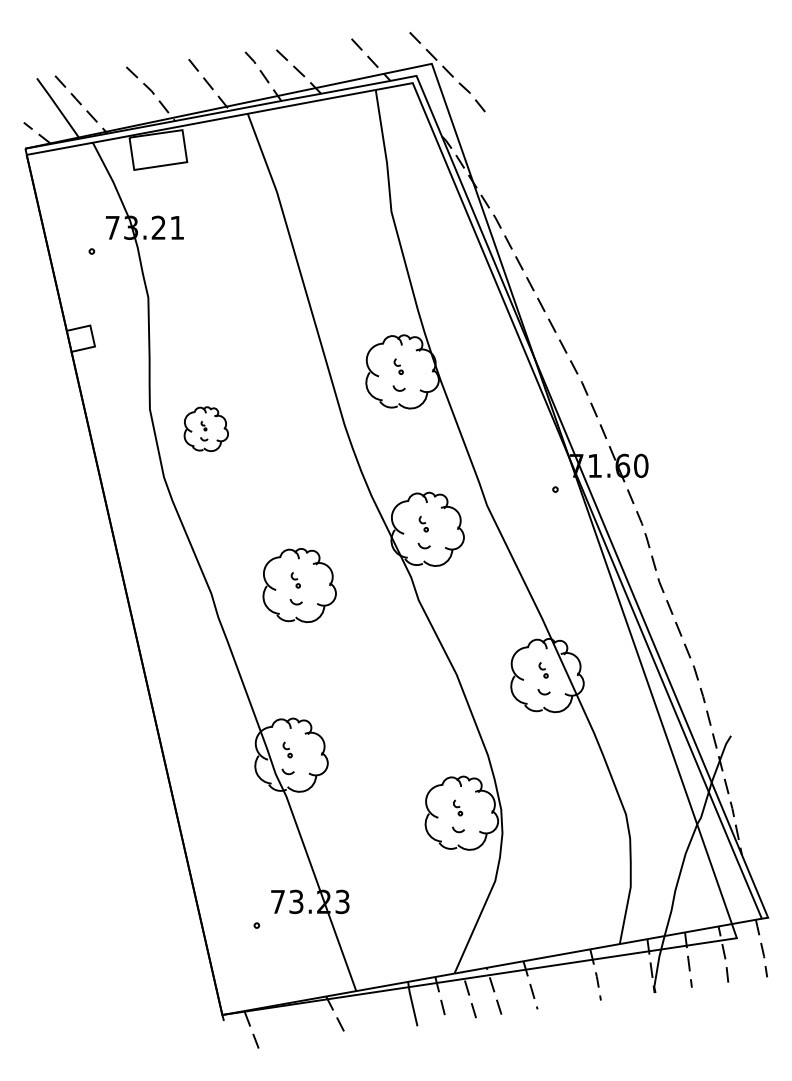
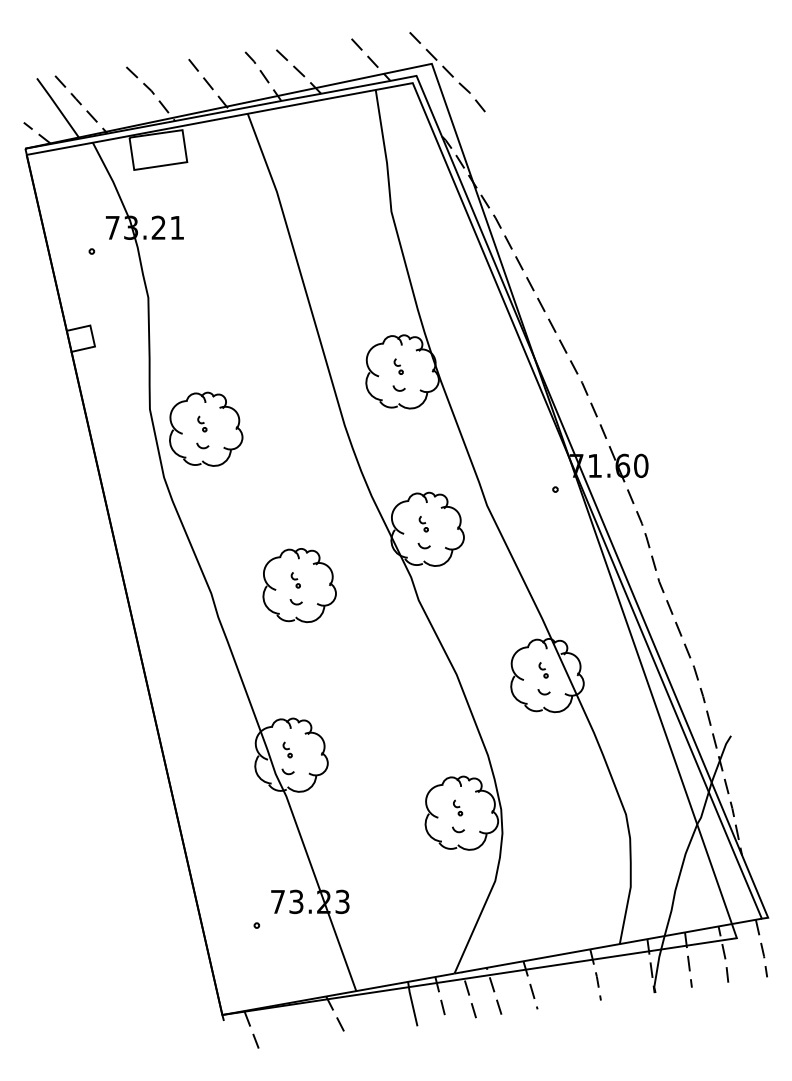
part size: 46x47 px -> 75x76 px (206, 428)
